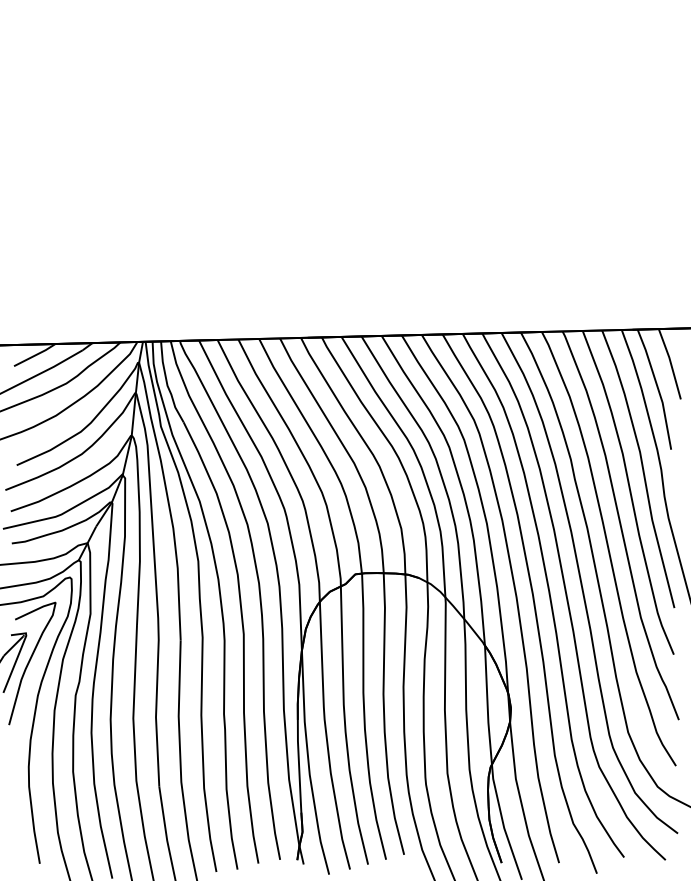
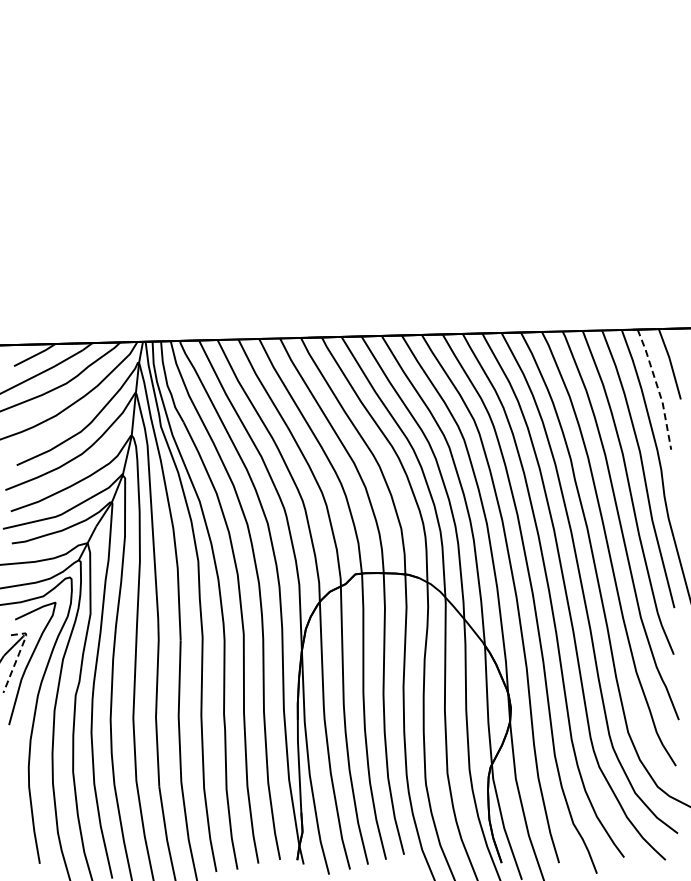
line: solid -> dashed (658, 388)
line: solid -> dashed (18, 655)
